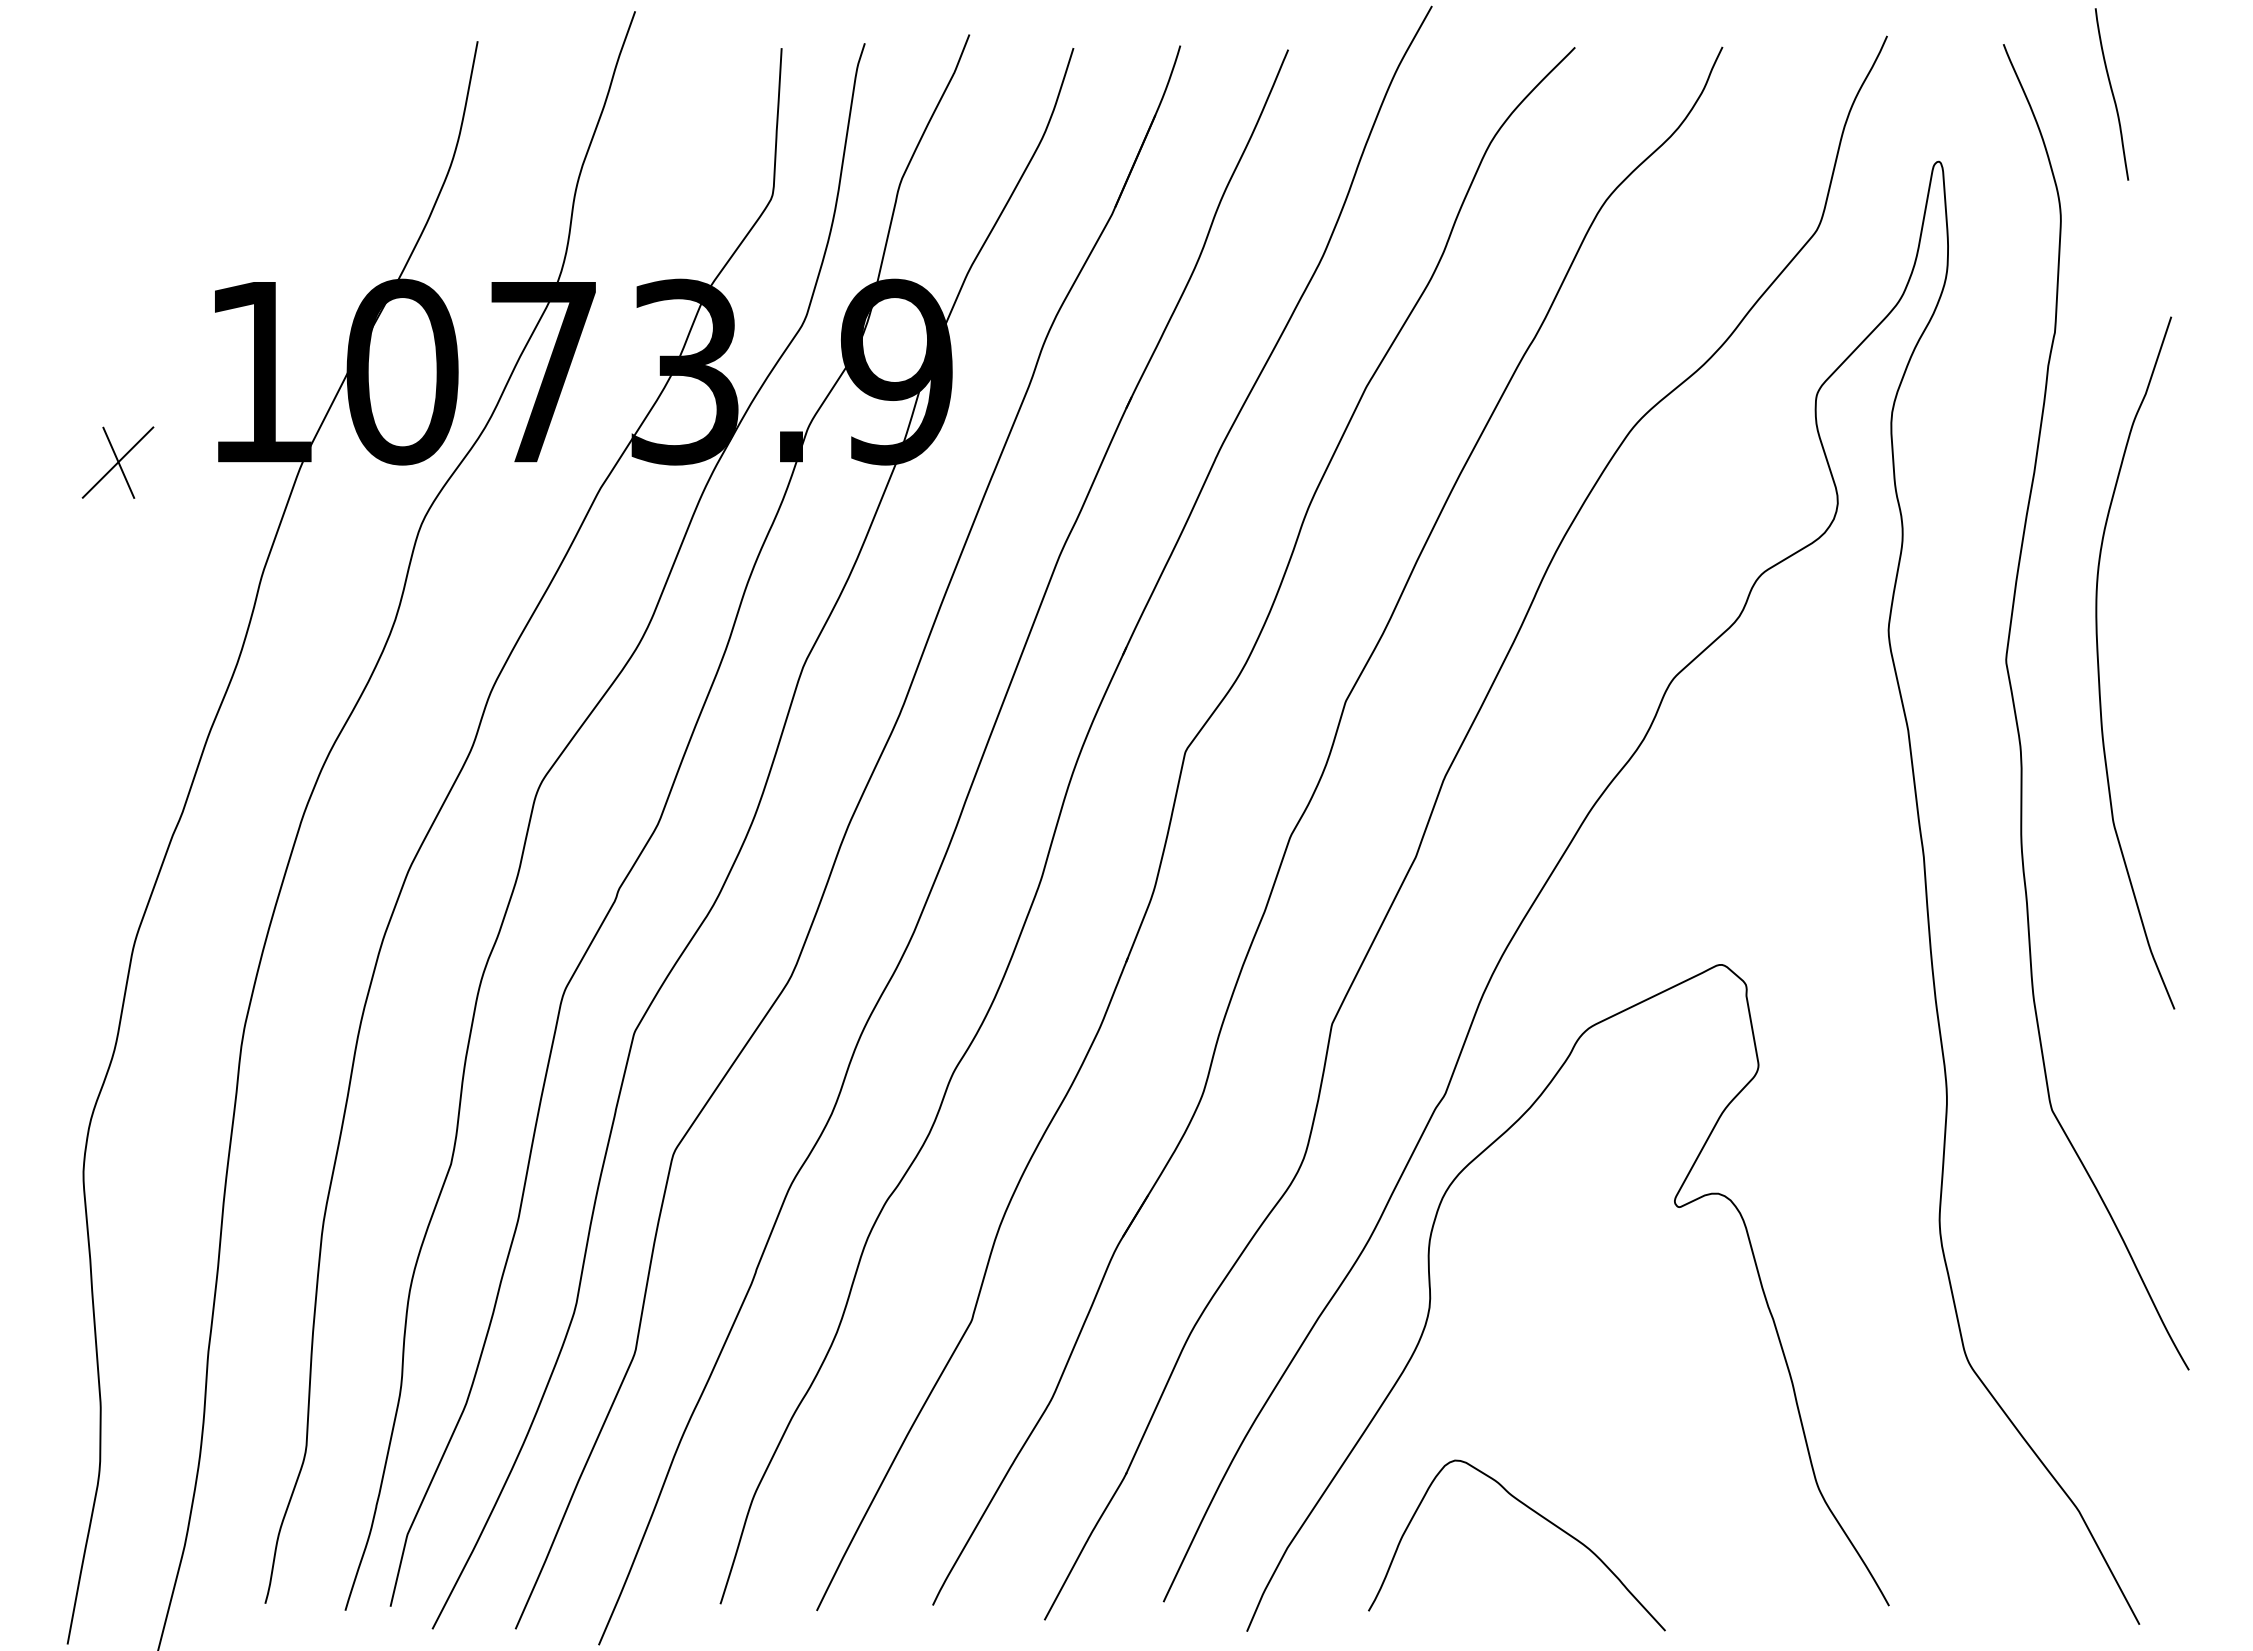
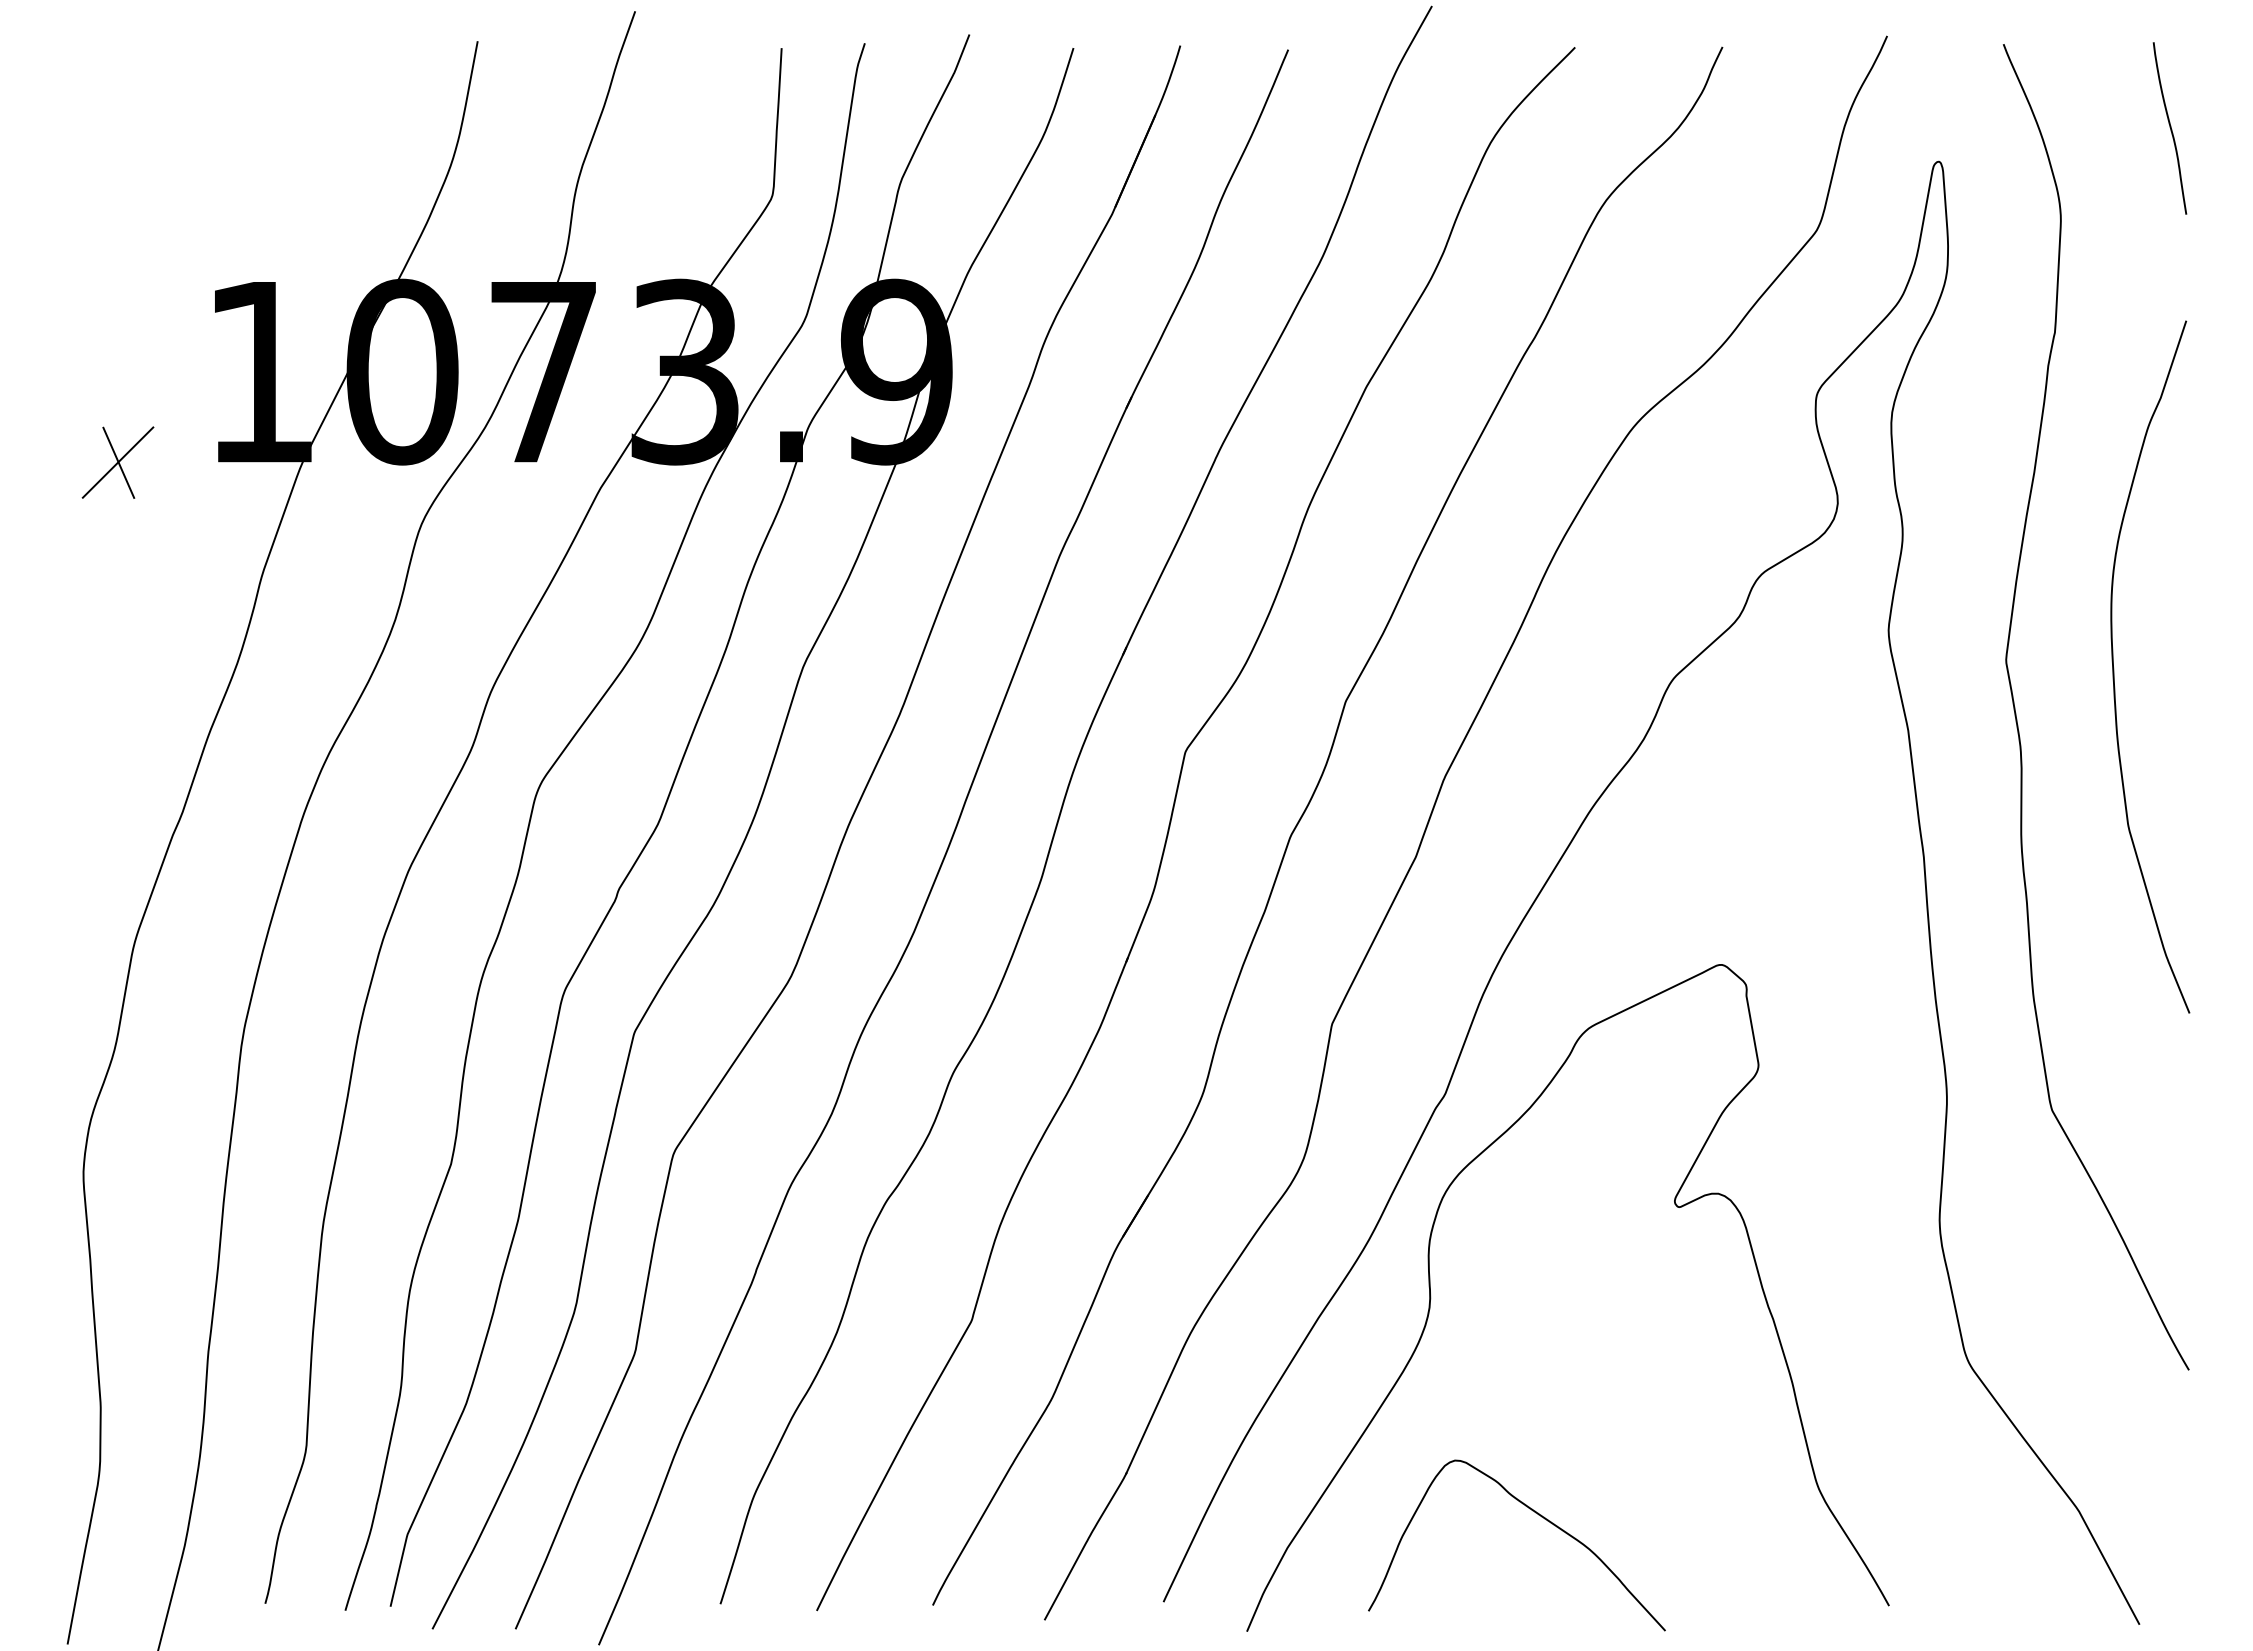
curve position: (2111, 93) -> (2169, 127) (2169, 127)
curve position: (2099, 664) -> (2114, 668) (2114, 668)
